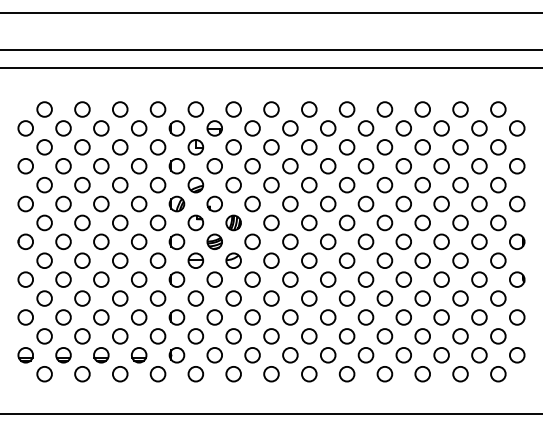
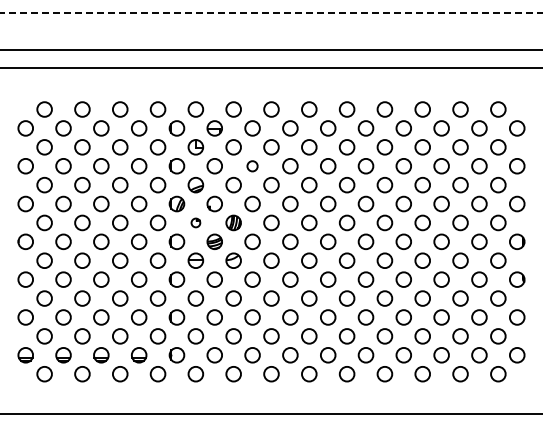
line: solid -> dashed (271, 12)
circle size: 17x17 px -> 13x13 px (252, 166)
part size: 18x18 px -> 12x12 px (195, 222)
